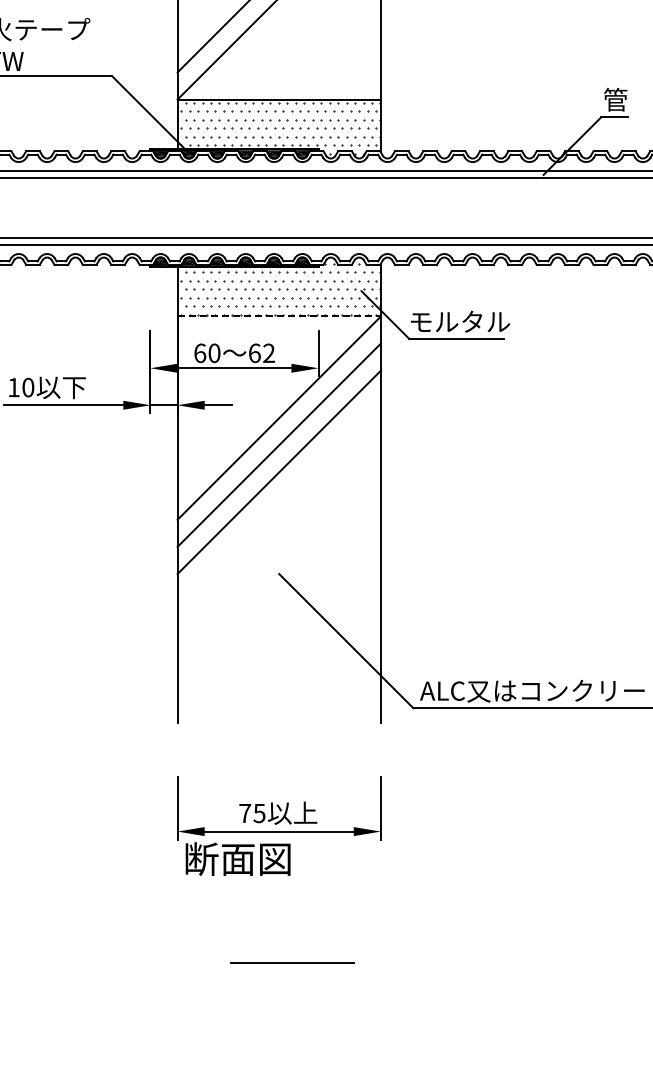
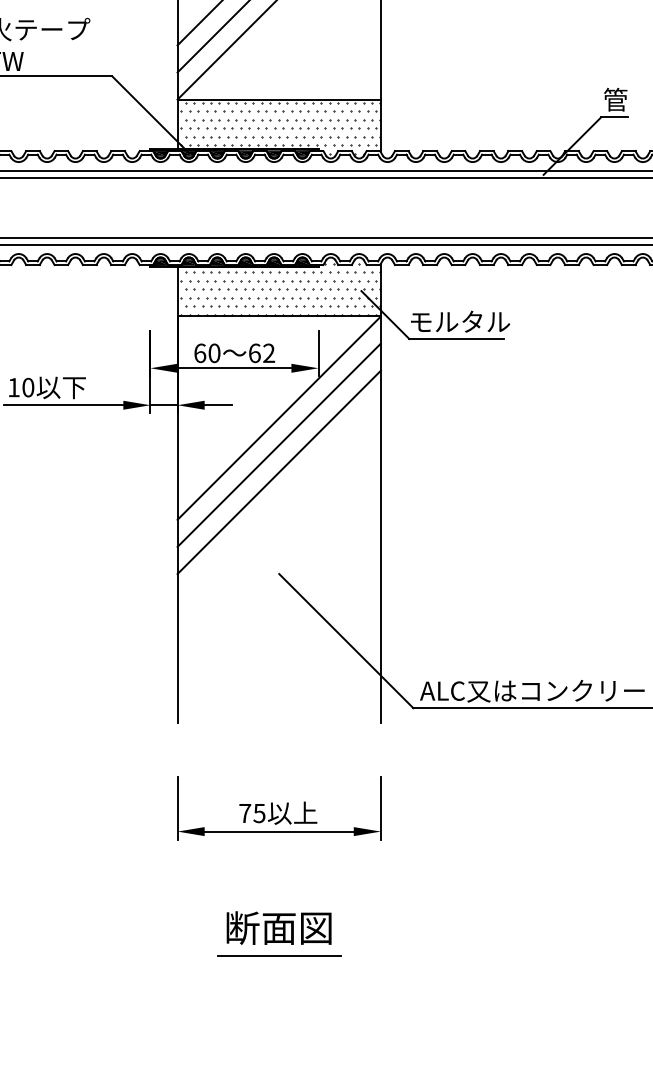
line: none -> present (198, 23)
line: dashed -> solid (279, 316)
text position: (237, 858) -> (278, 927) (278, 927)
line position: (292, 962) -> (279, 955) (279, 955)
